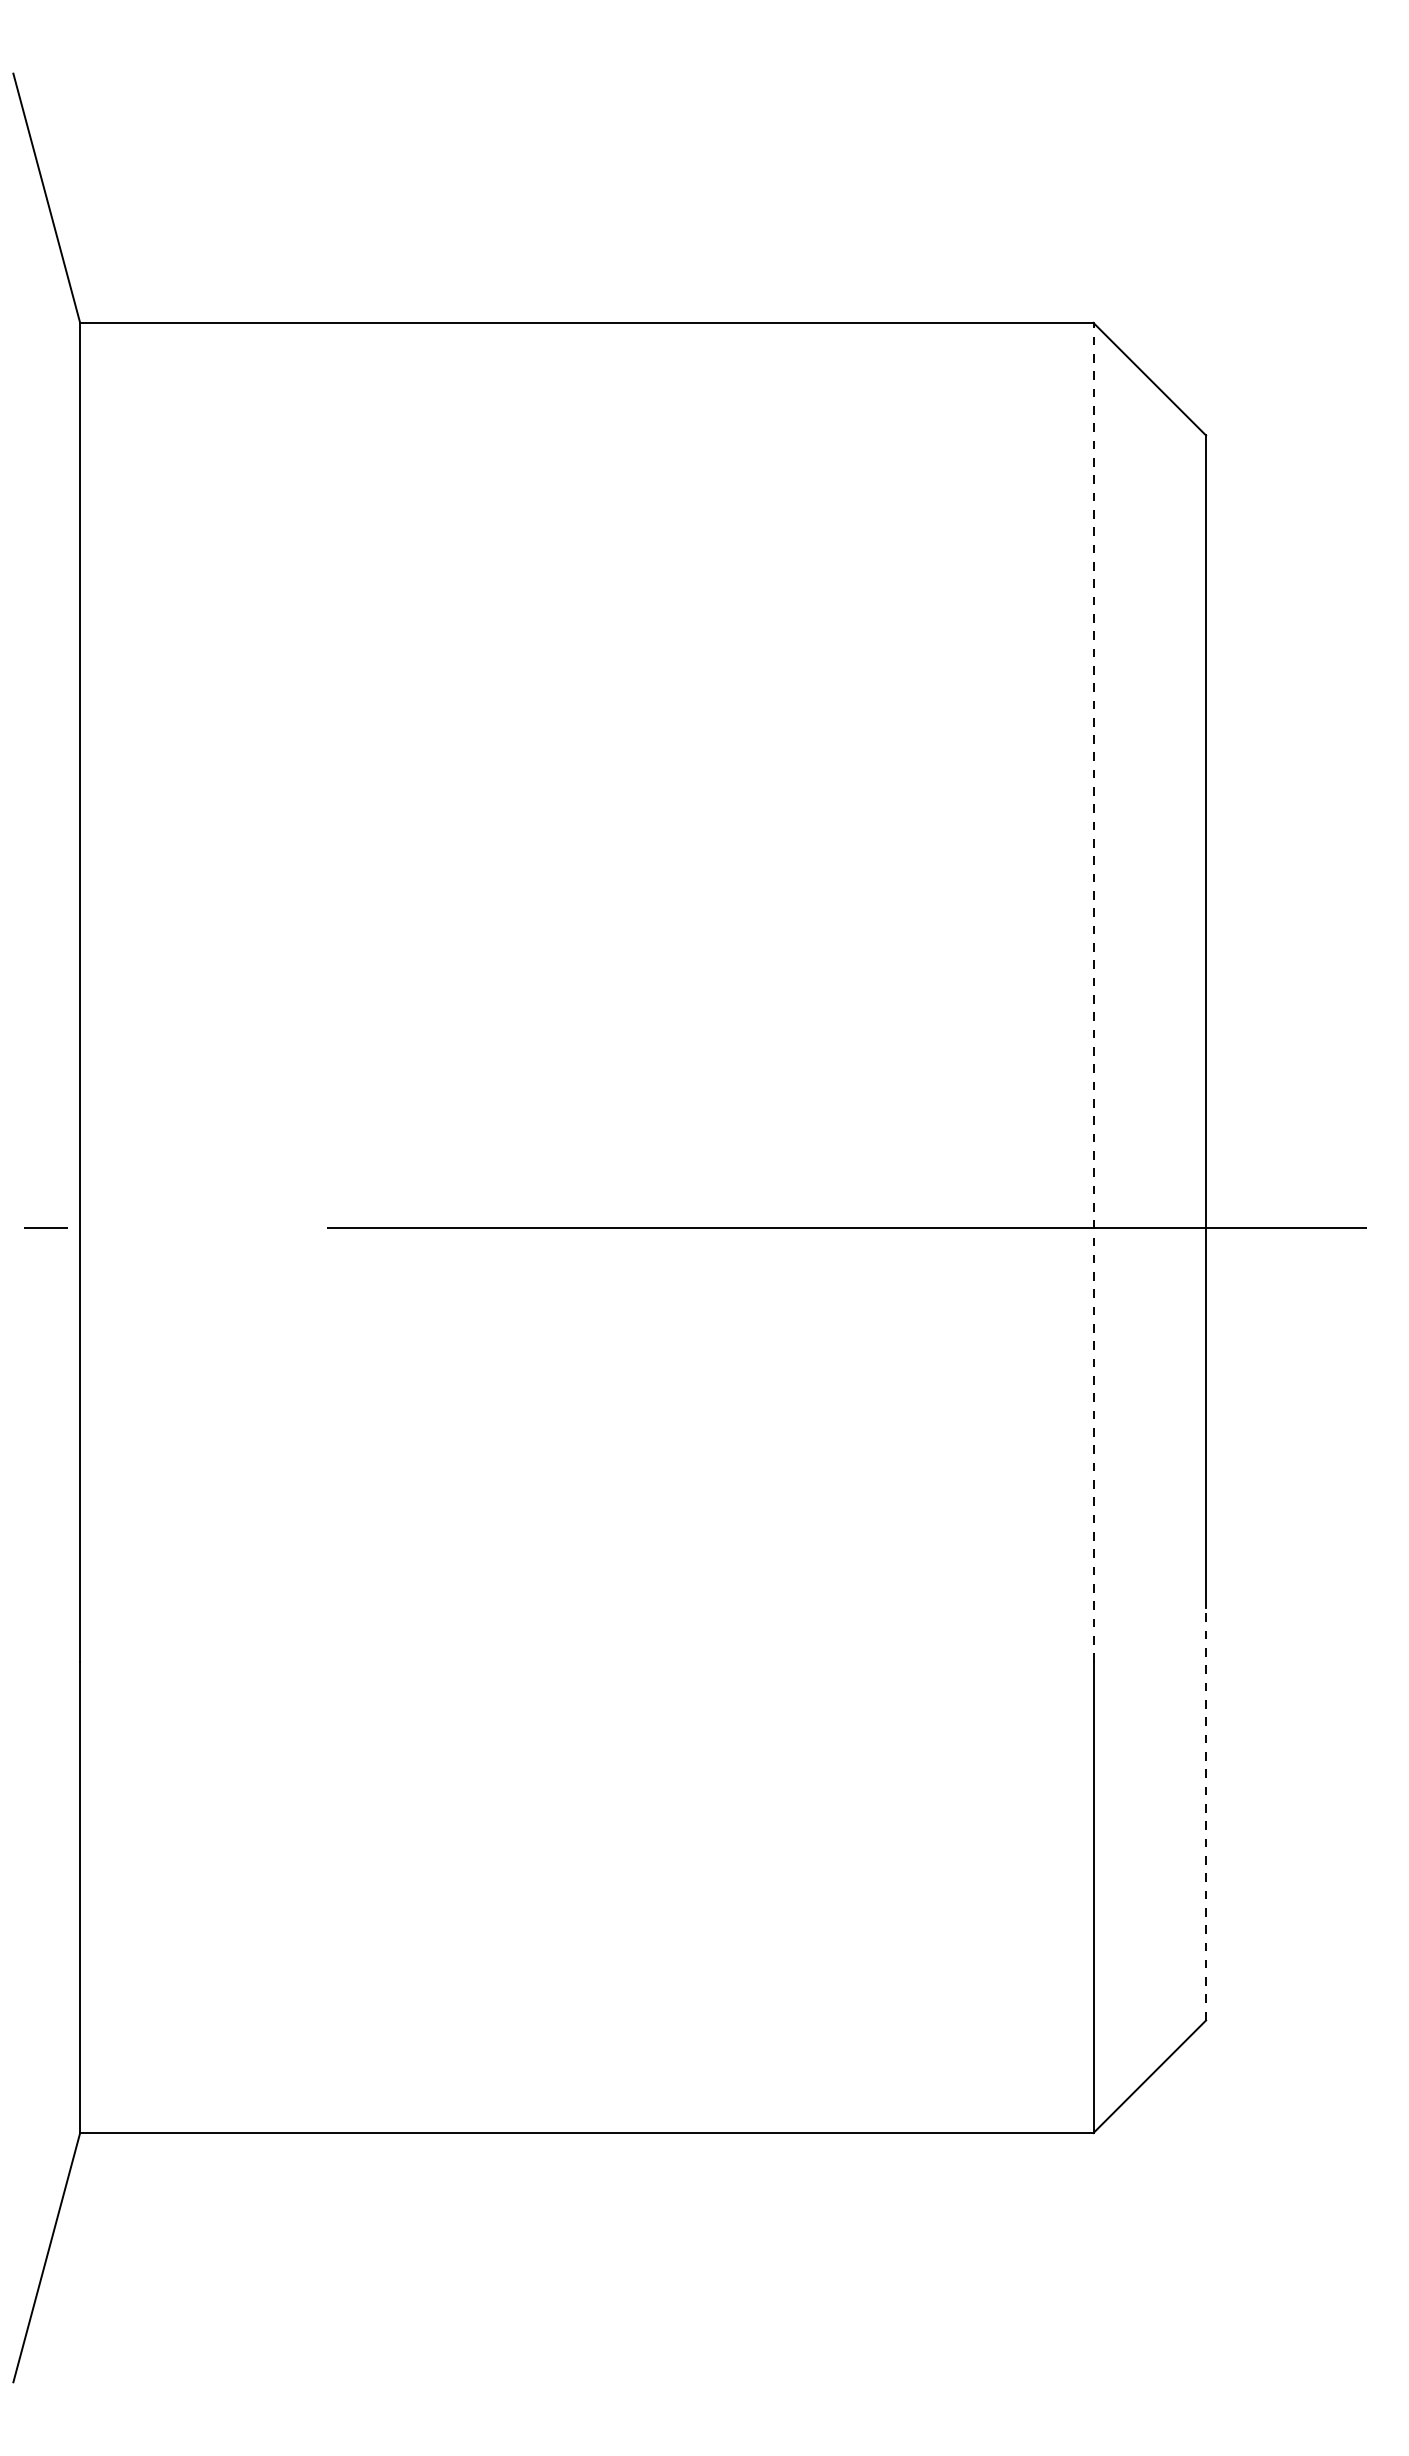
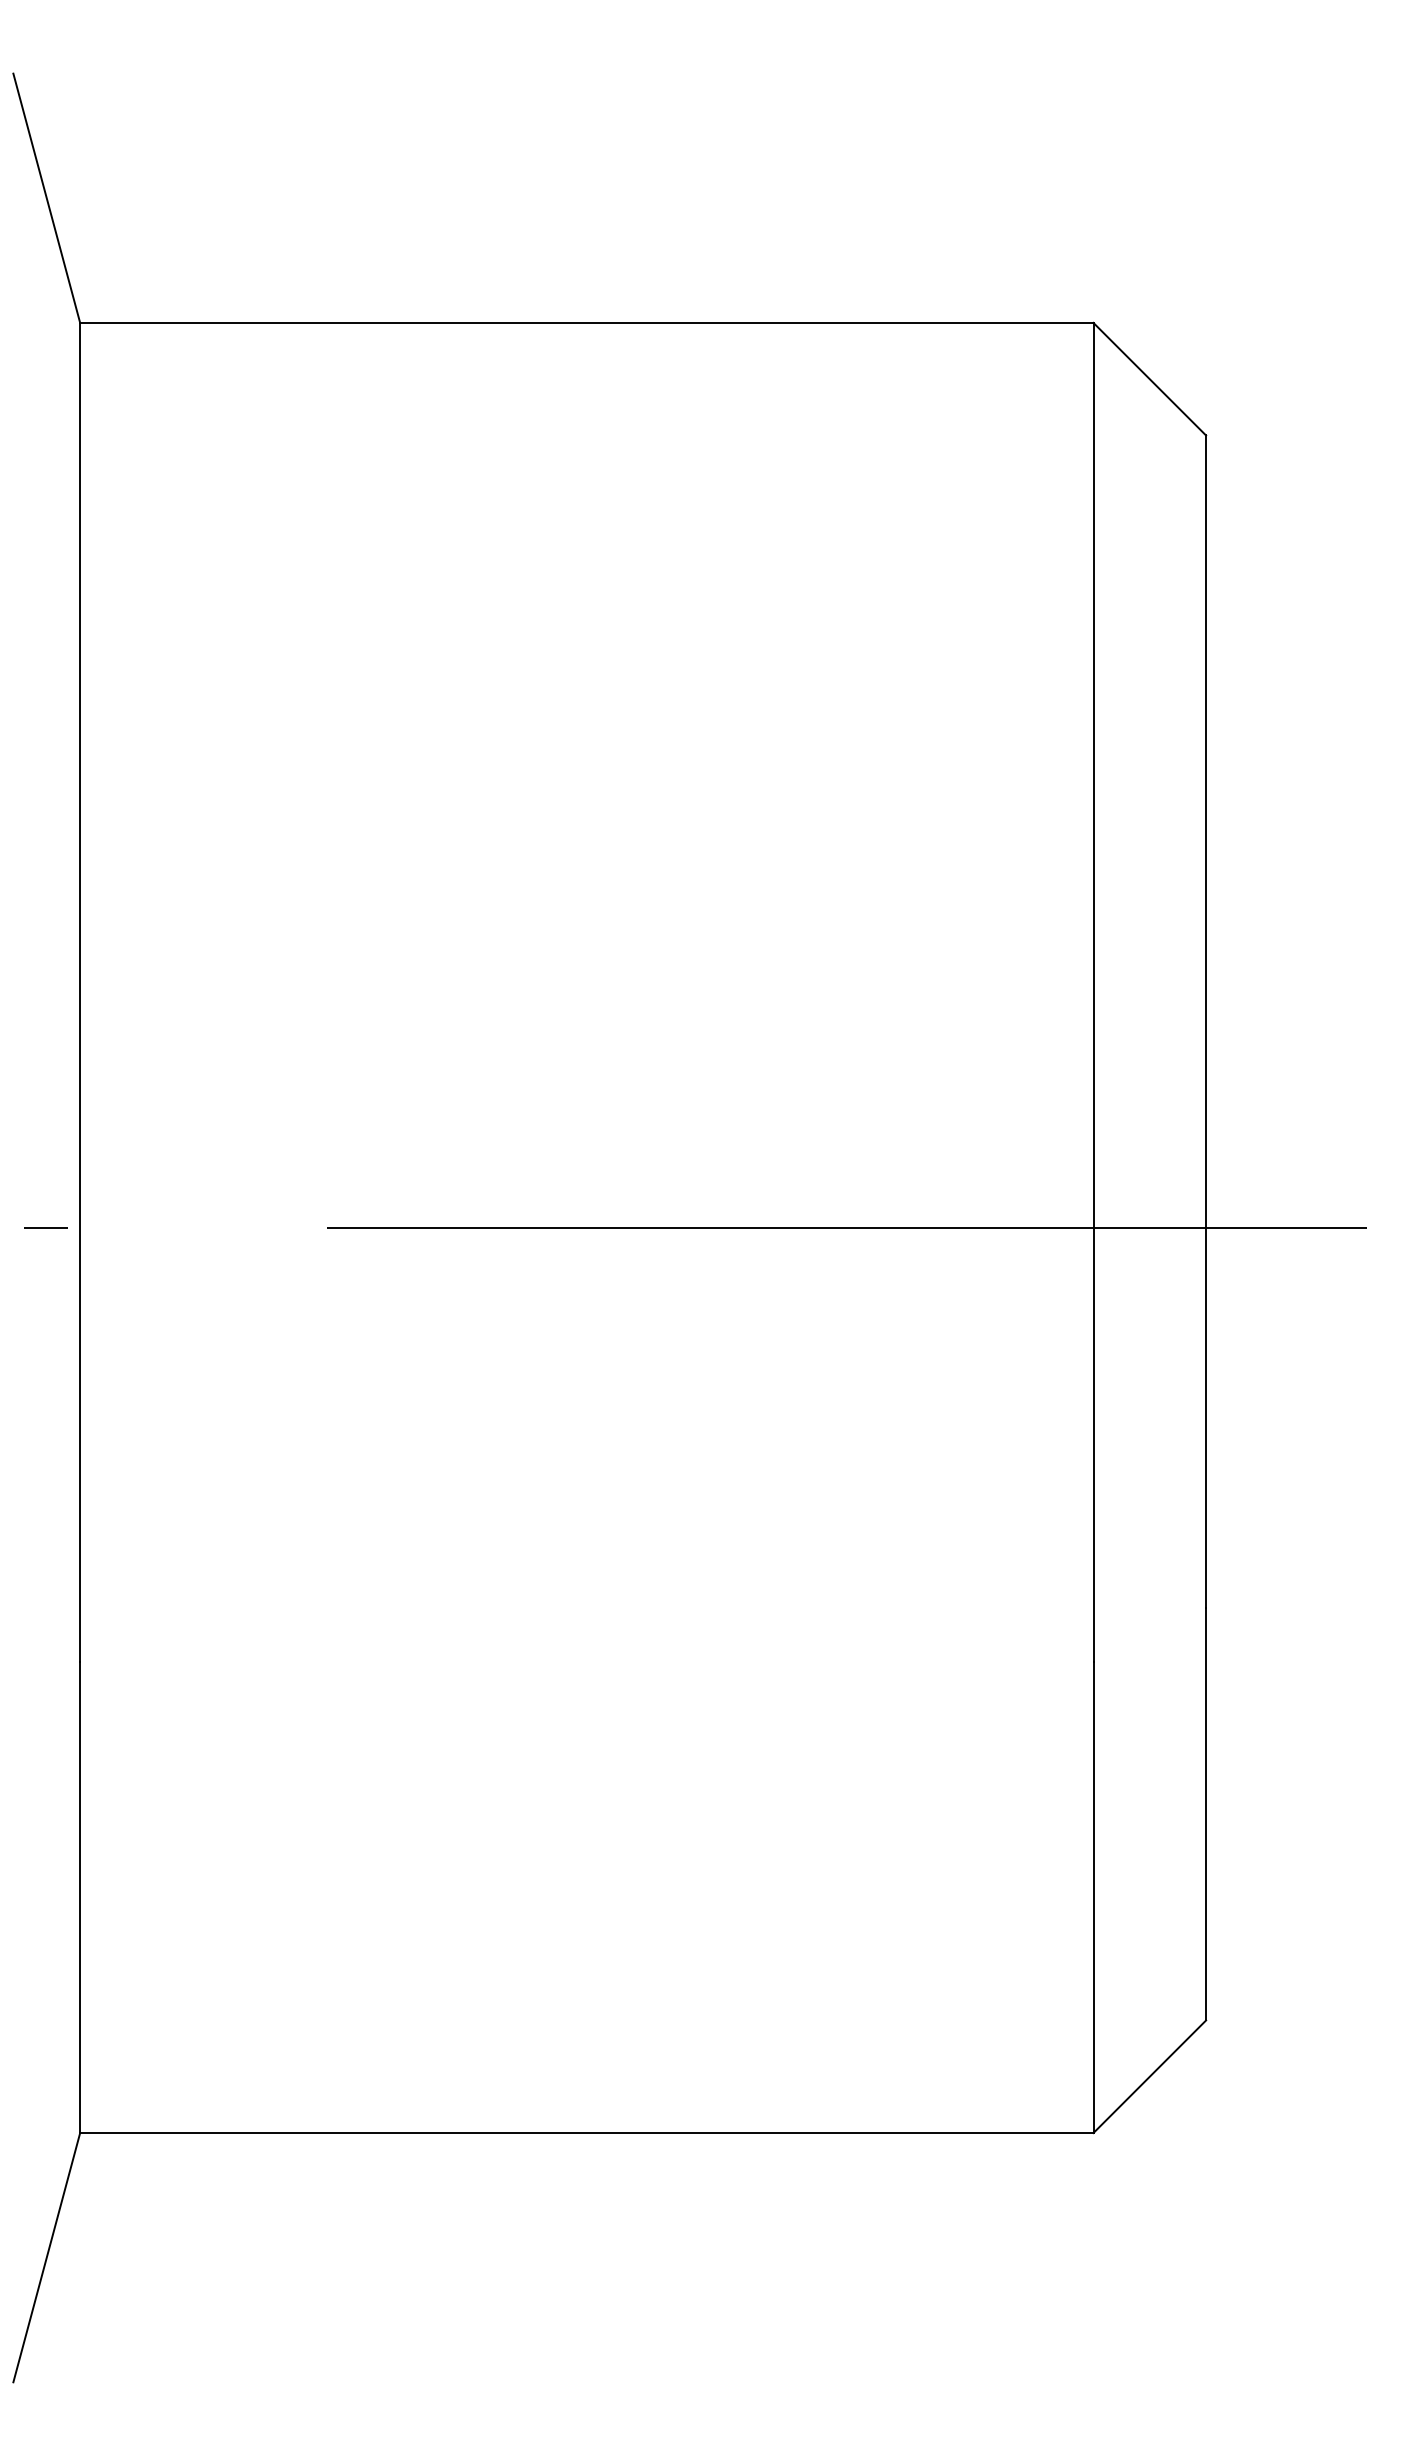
line: dashed -> solid (1093, 991)
line: dashed -> solid (1206, 1813)
